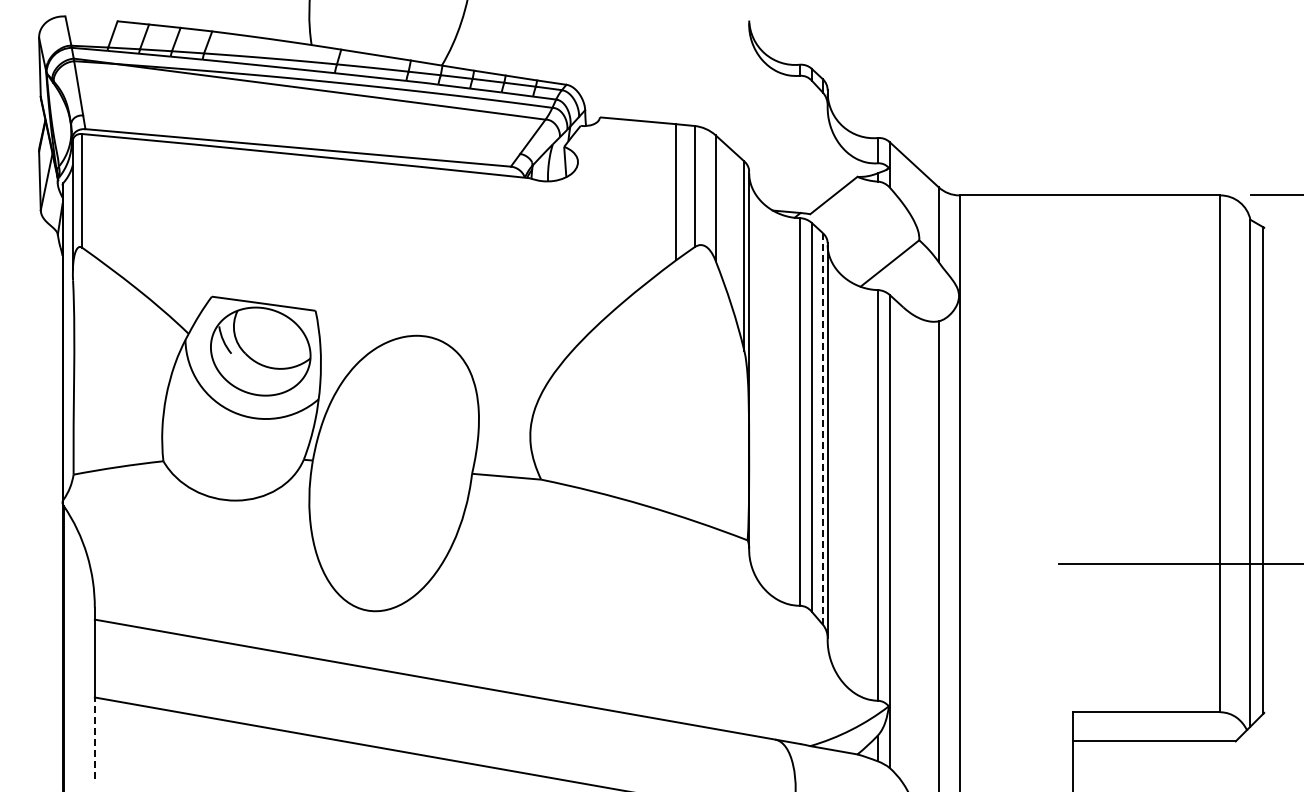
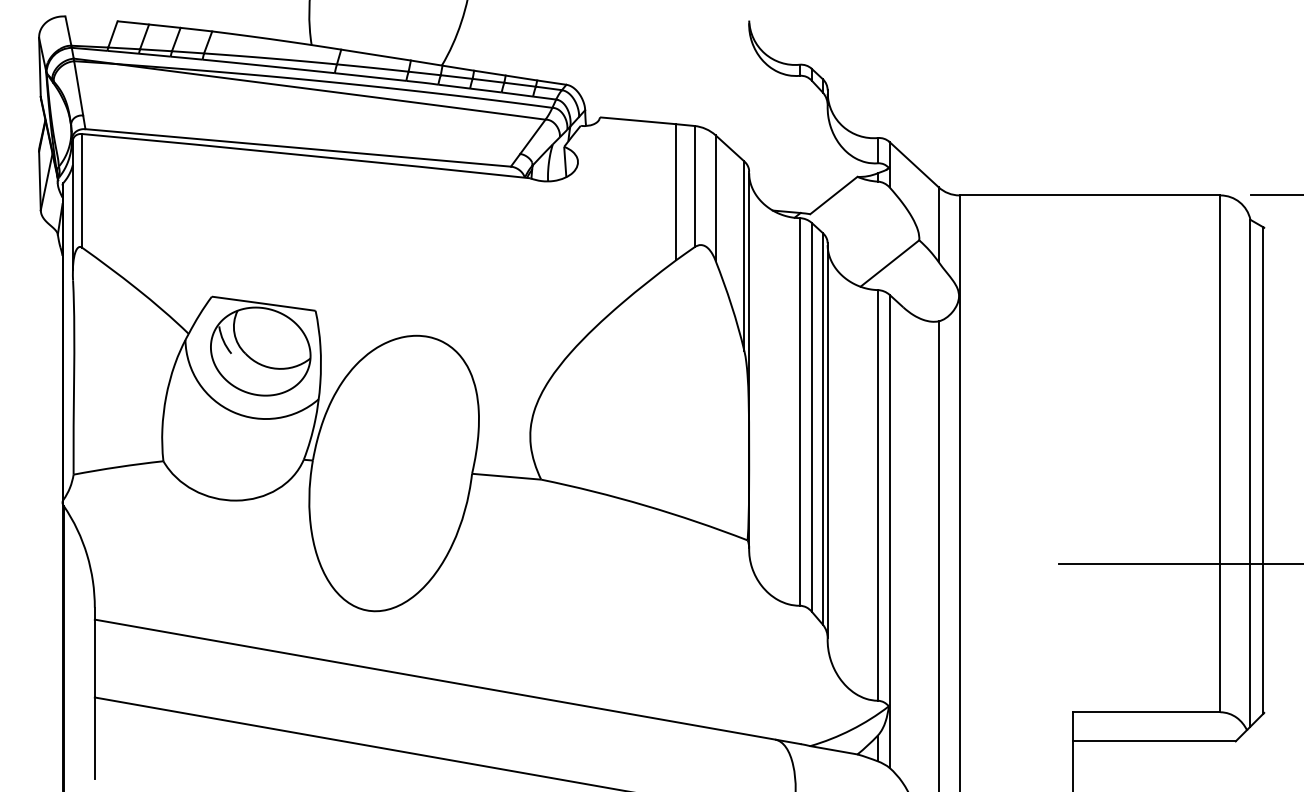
line: dashed -> solid (822, 428)
line: dashed -> solid (94, 738)
